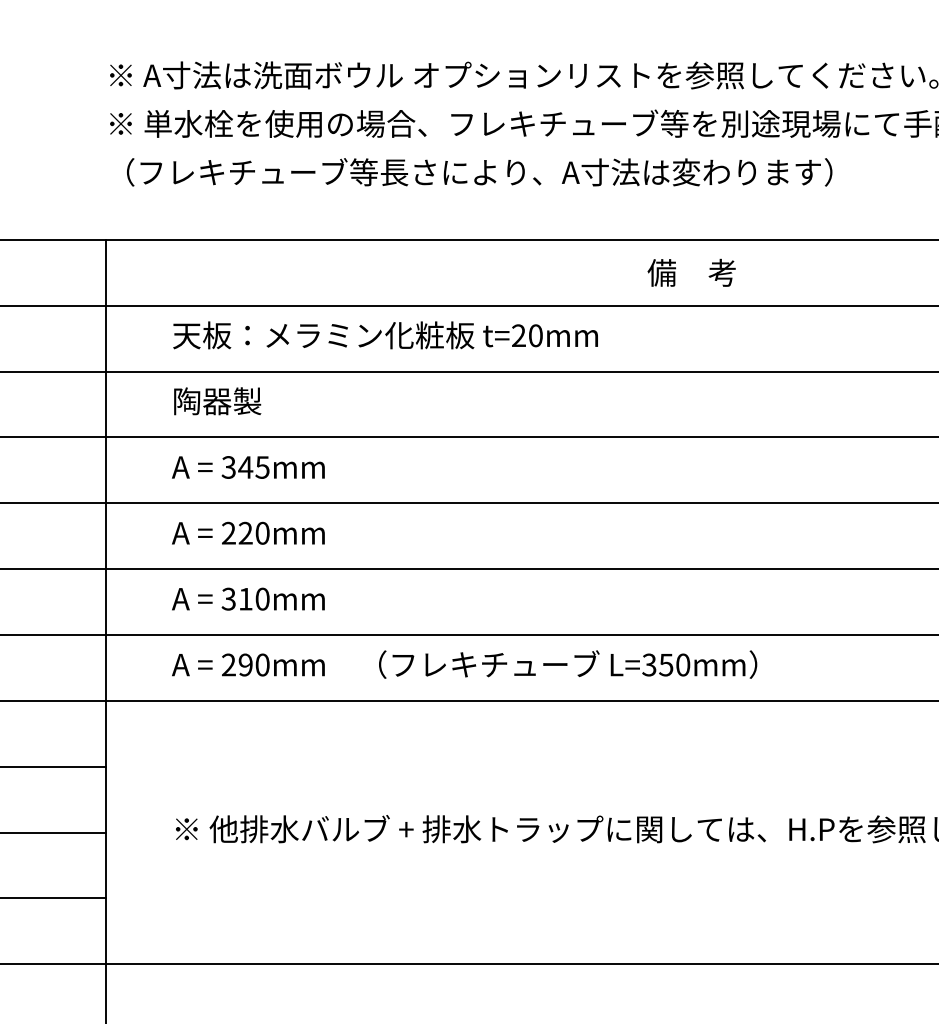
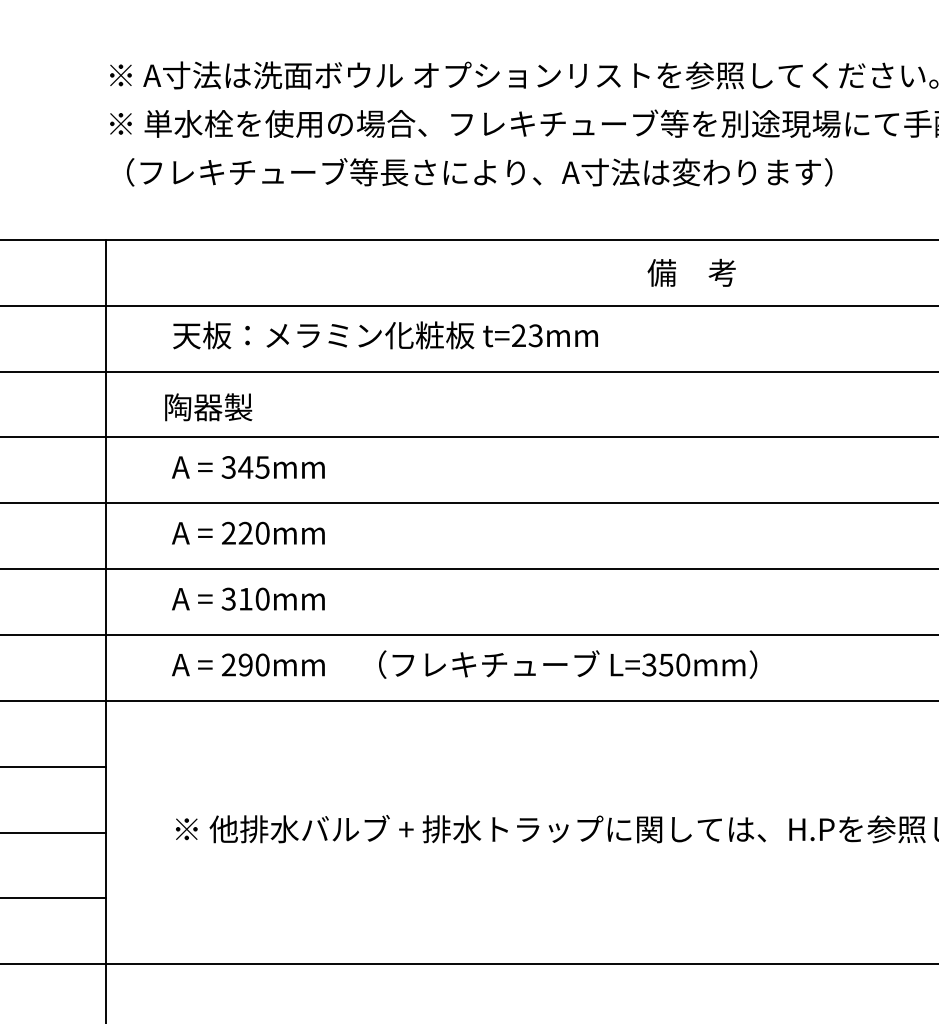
text: t=20mm -> t=23mm (535, 335)
text position: (217, 401) -> (208, 407) (208, 407)
